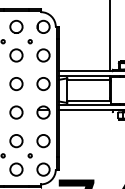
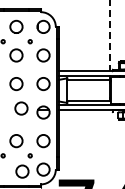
line: solid -> dashed (110, 36)
circle position: (16, 112) -> (21, 108) (21, 108)
circle position: (16, 169) -> (22, 171) (22, 171)
